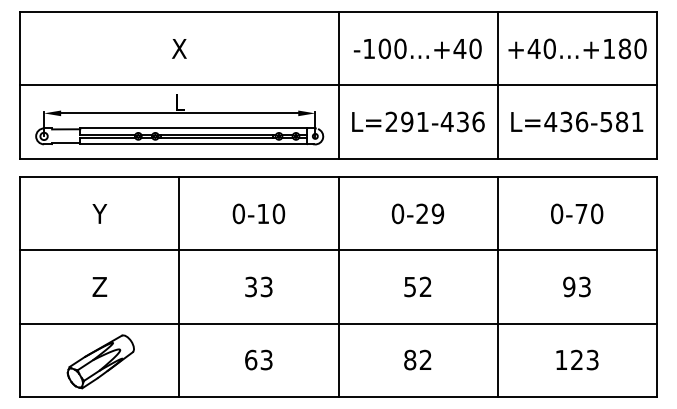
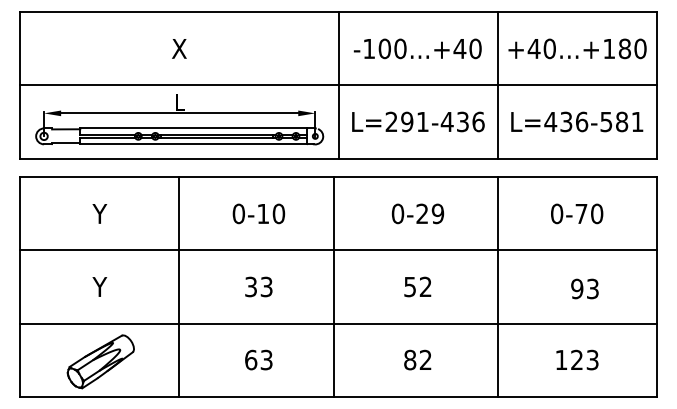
text: Z -> Y (99, 286)
line position: (338, 286) -> (333, 286) (333, 286)
text position: (576, 286) -> (584, 288) (584, 288)
